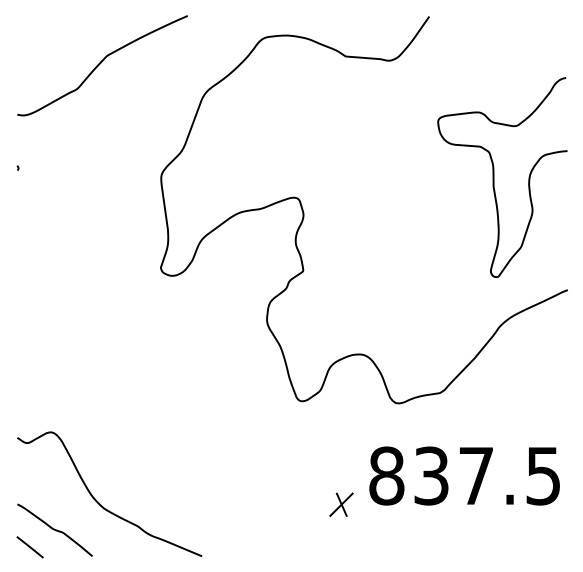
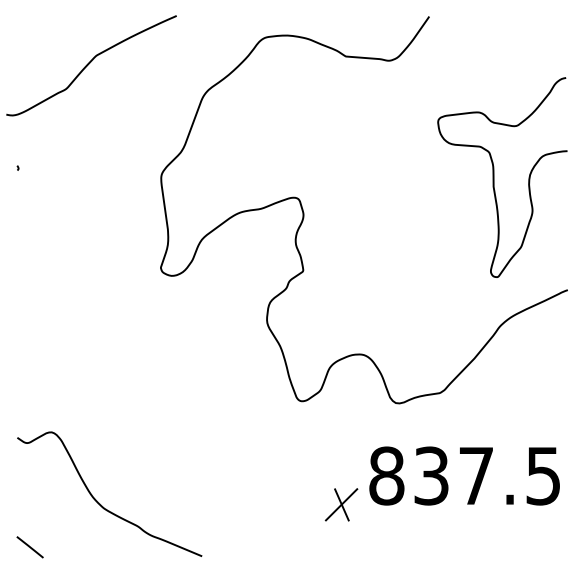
curve position: (101, 63) -> (90, 63) (90, 63)
part size: 25x25 px -> 35x34 px (341, 504)
curve: present -> none (54, 529)
